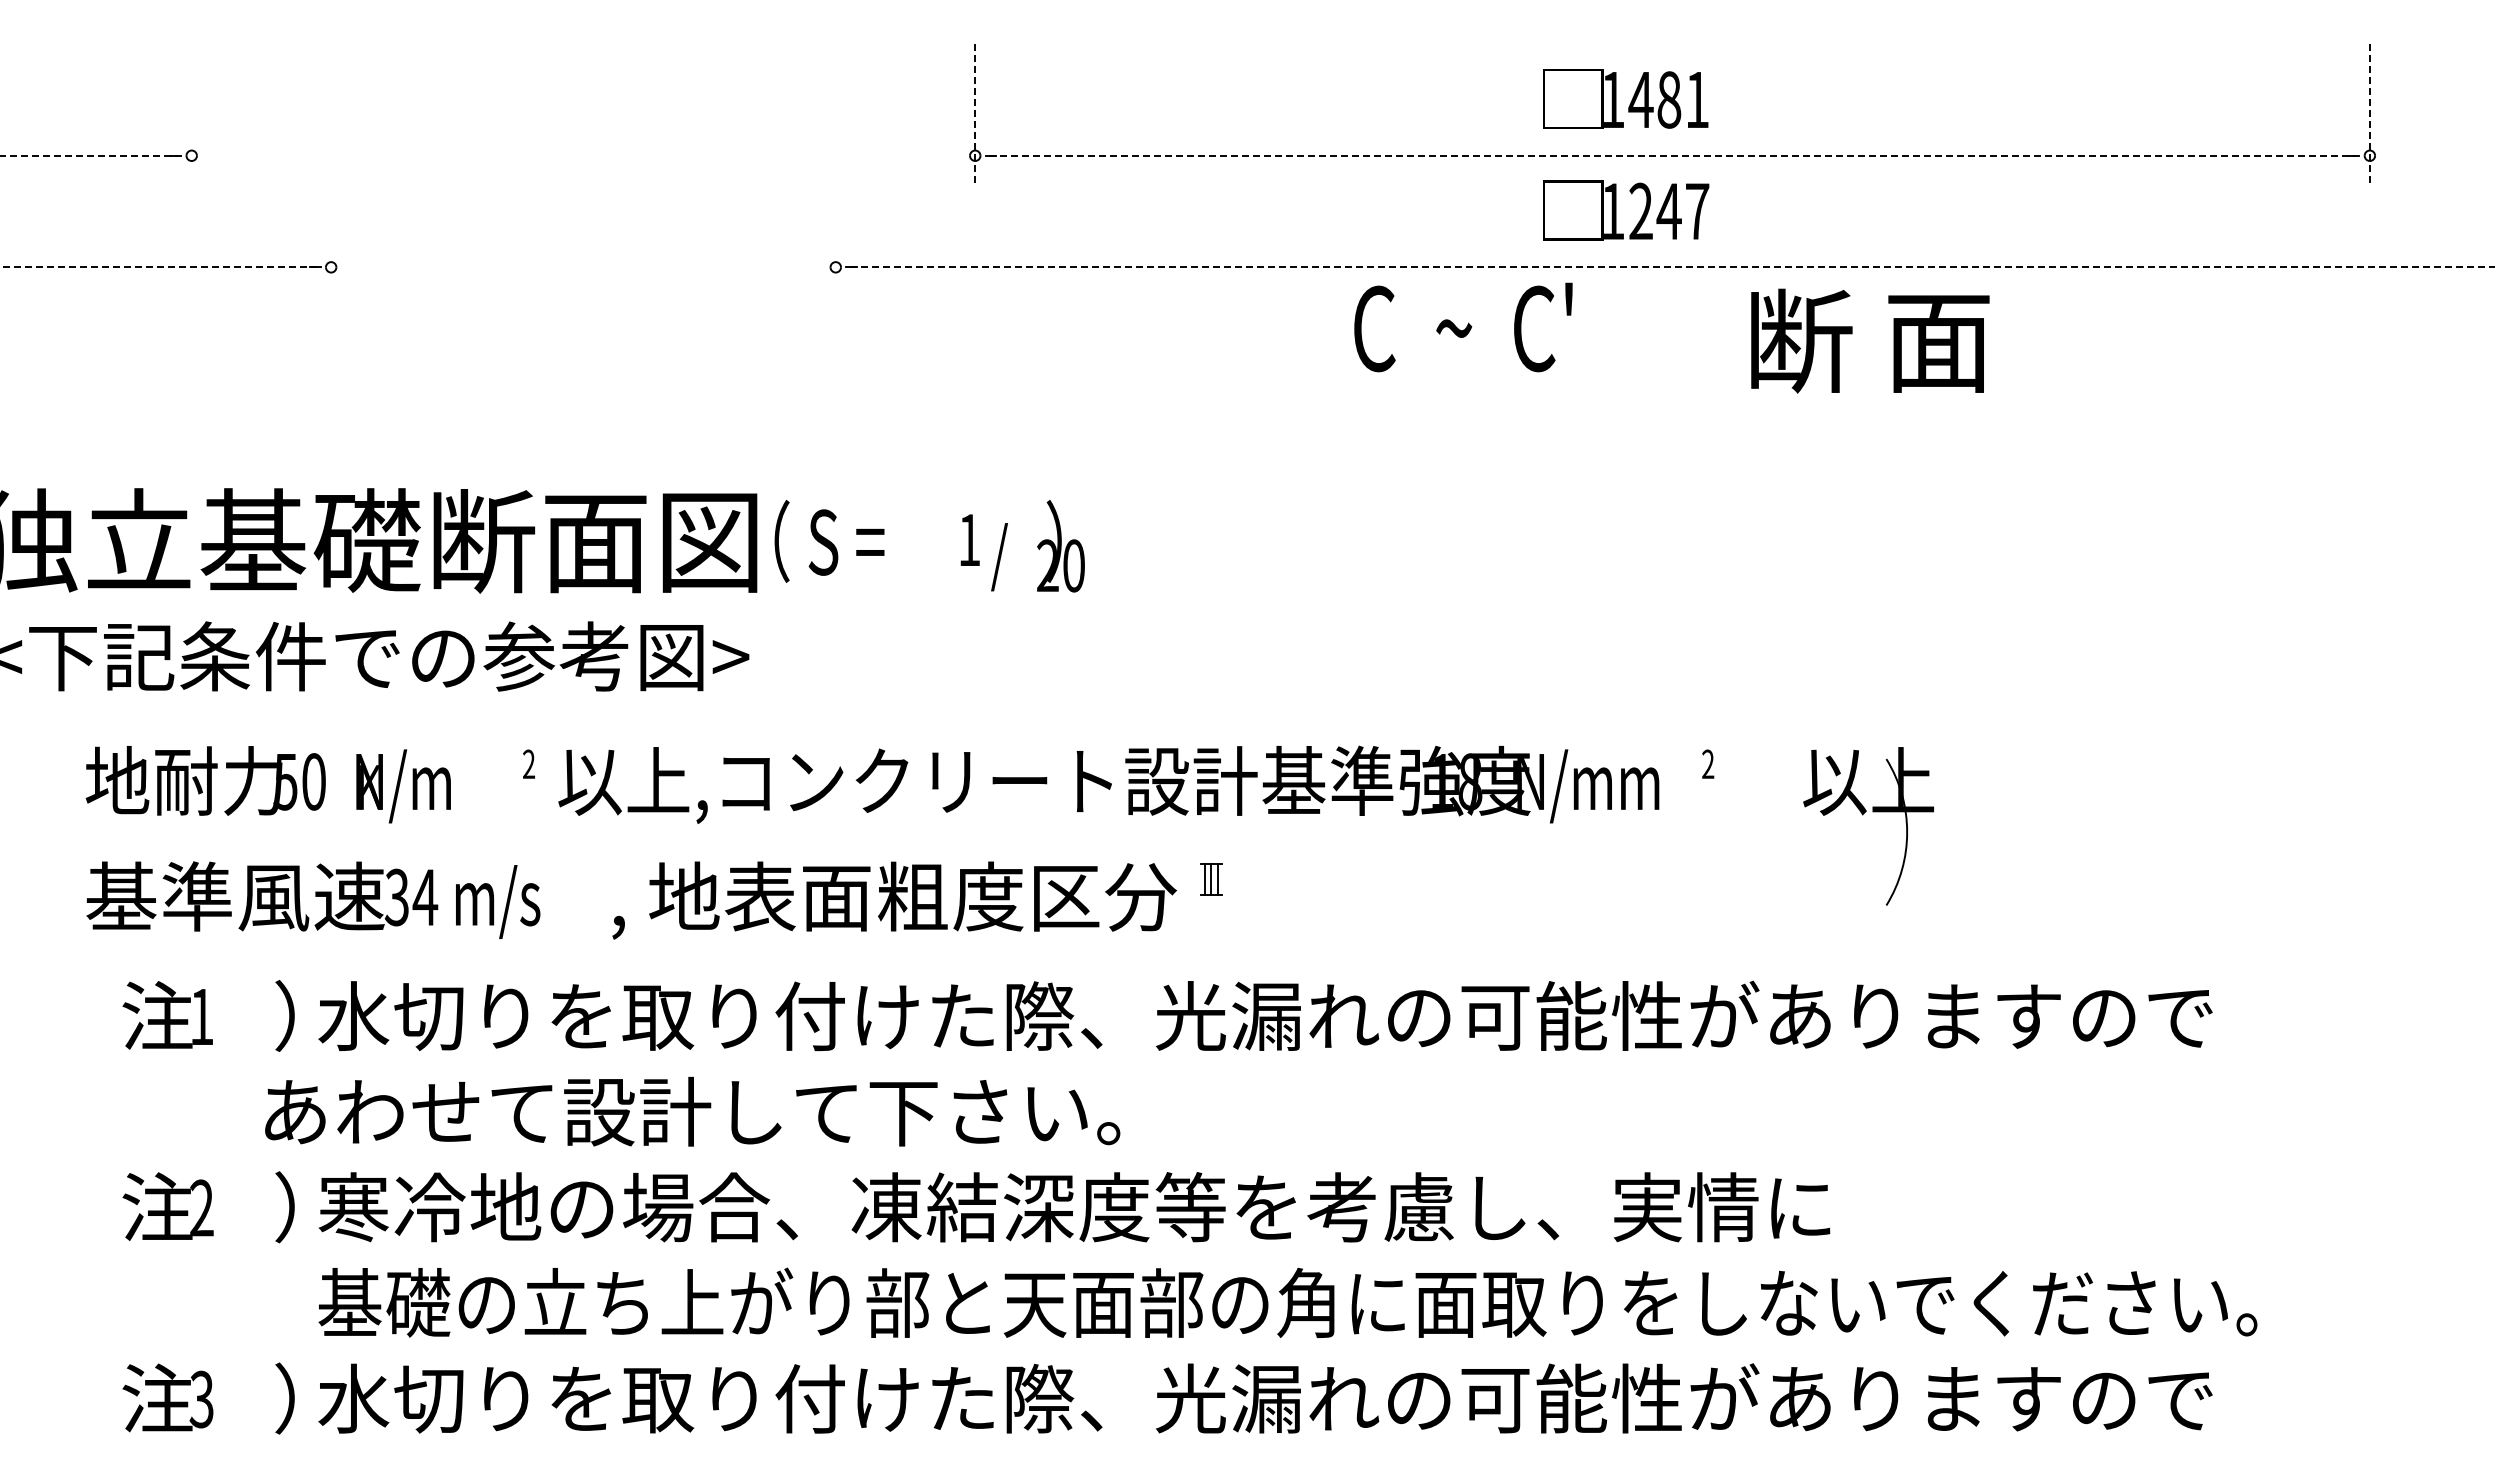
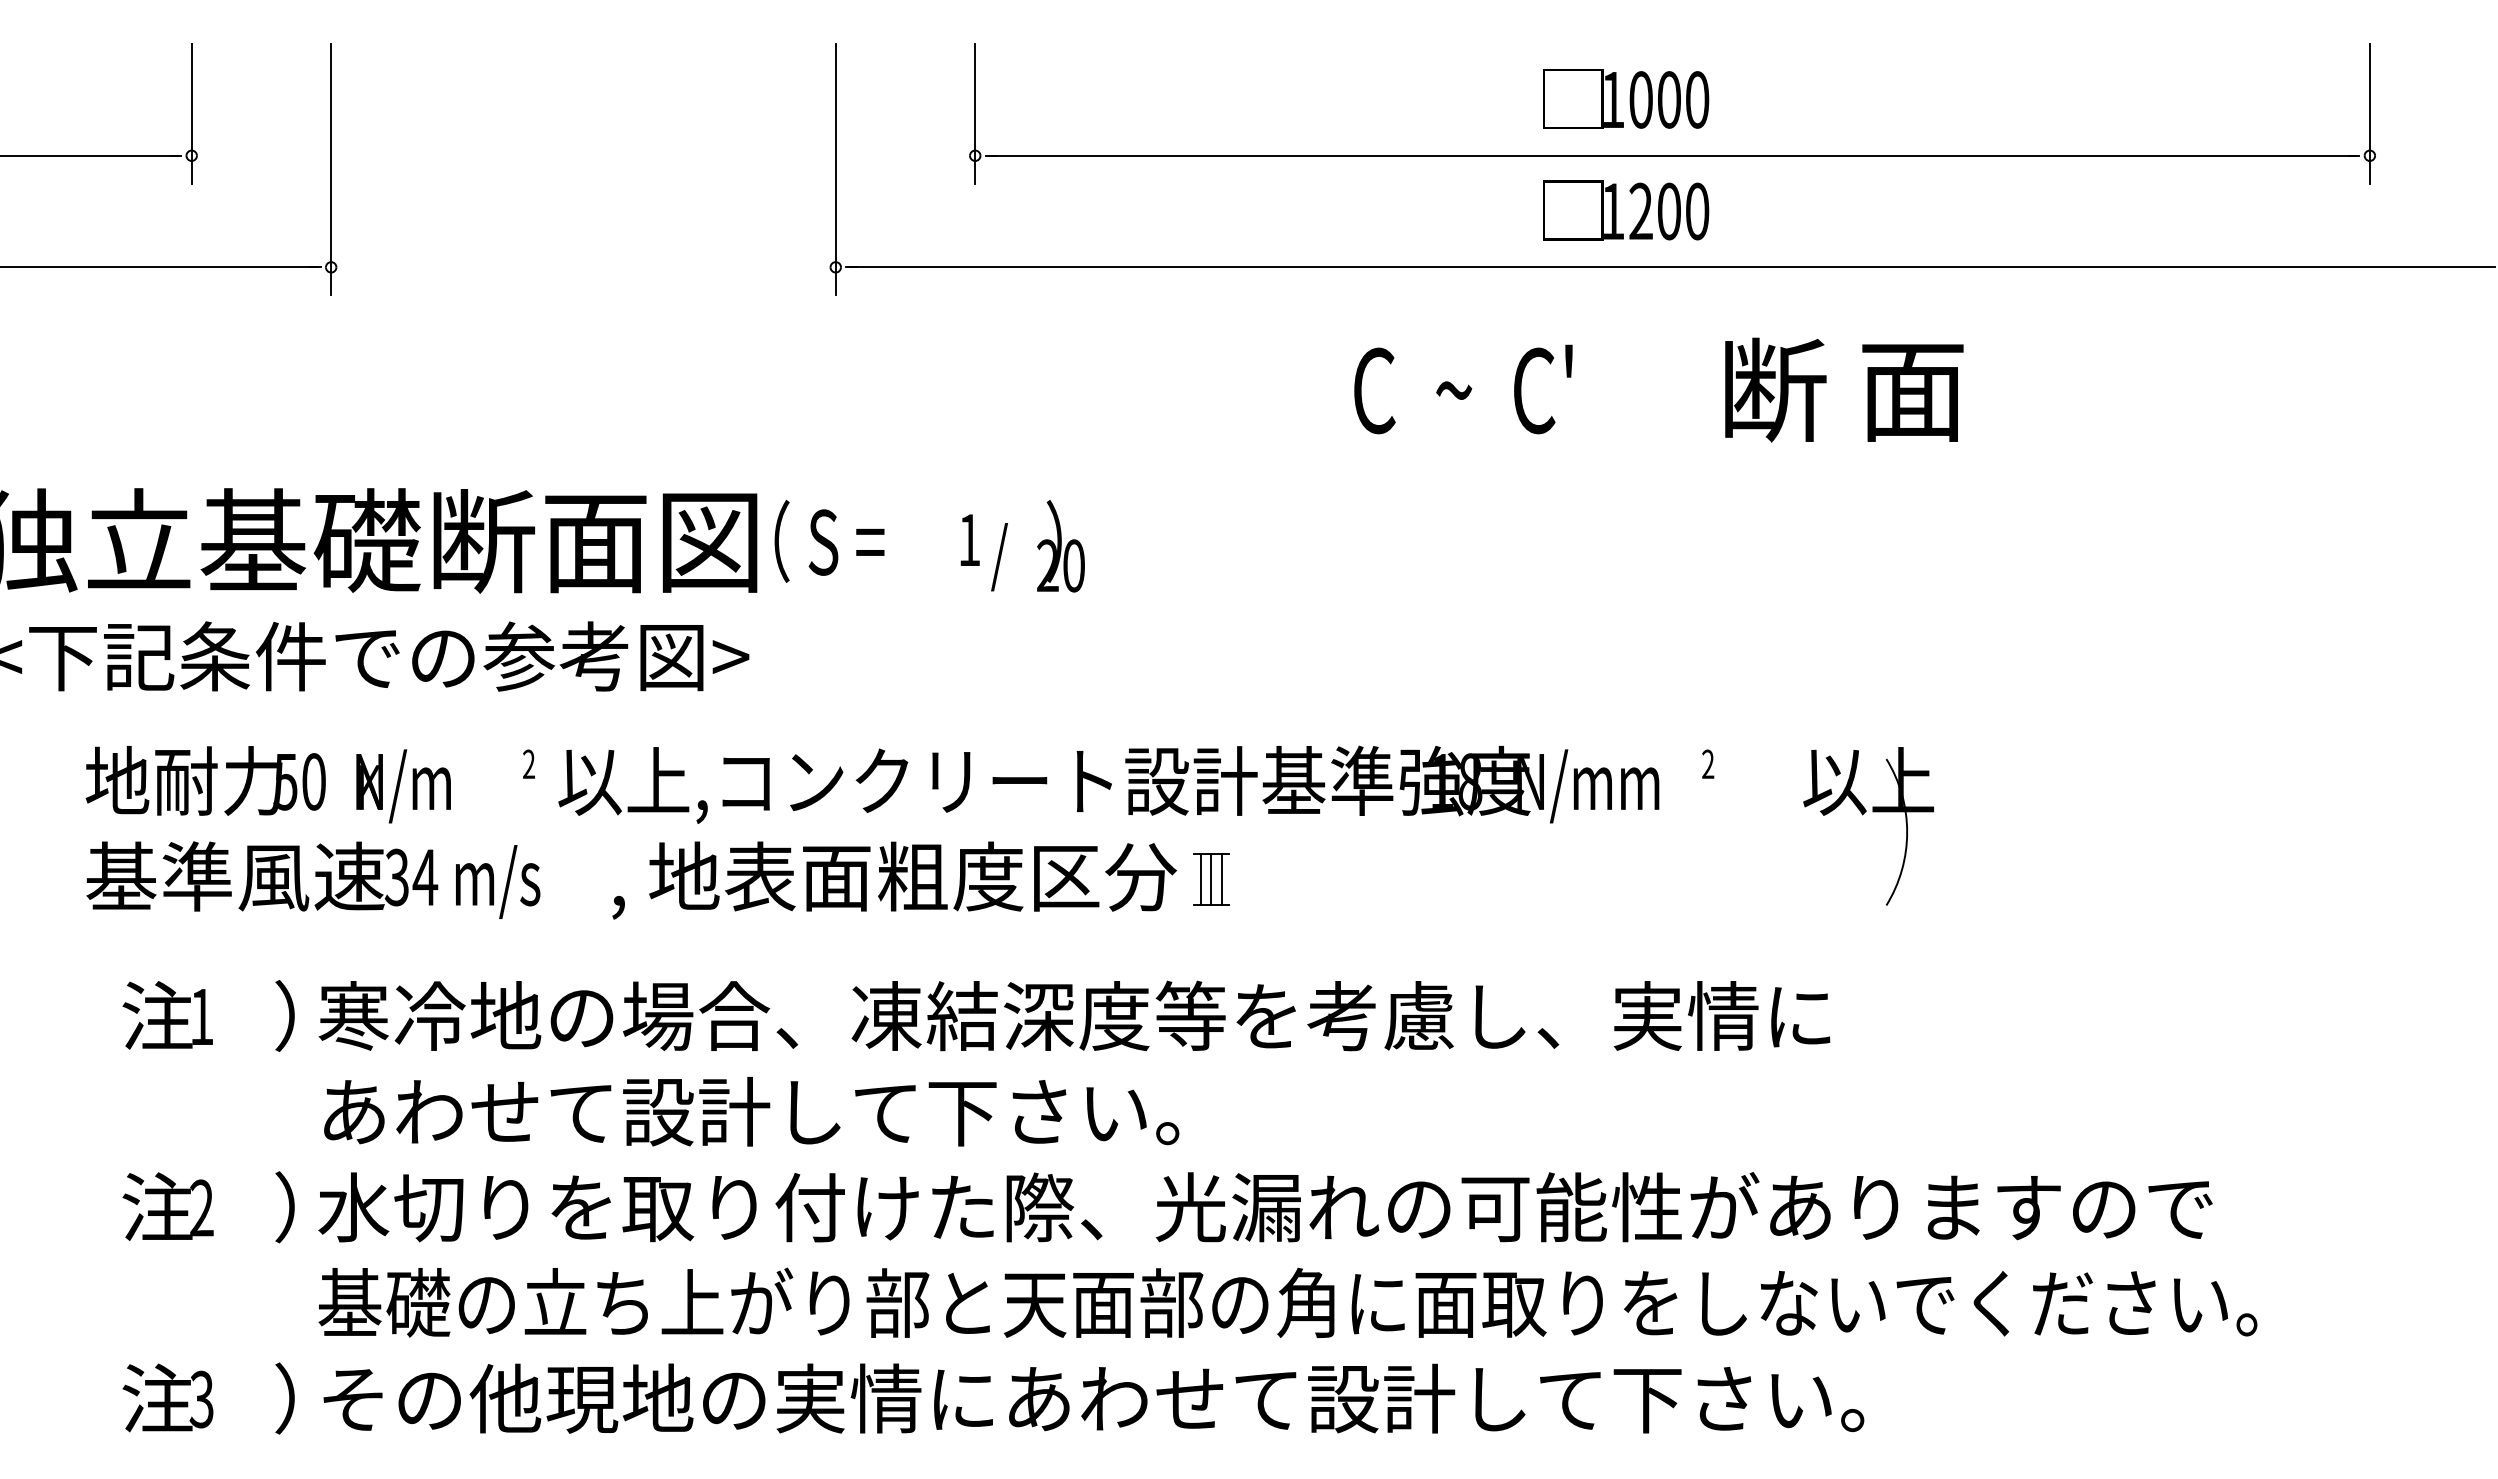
text: 1481 -> 1000 (1668, 99)
line: none -> present (191, 113)
line: dashed -> solid (975, 113)
line: dashed -> solid (2369, 113)
line: dashed -> solid (89, 155)
line: dashed -> solid (1673, 155)
line: none -> present (331, 169)
line: none -> present (835, 169)
text: 1247 -> 1200 (1682, 211)
line: dashed -> solid (159, 267)
line: dashed -> solid (1672, 267)
text position: (1463, 327) -> (1463, 389) (1463, 389)
text position: (1870, 340) -> (1844, 389) (1844, 389)
part size: 23x33 px -> 37x53 px (1211, 879)
text position: (631, 900) -> (631, 880) (631, 880)
text: 水切りを取り付けた際、光漏れの可能性がありますので -> 寒冷地の場合、凍結深度等を考慮し、実情に (1265, 1015)
text position: (692, 1111) -> (751, 1111) (751, 1111)
text: 寒冷地の場合、凍結深度等を考慮し、実情に -> 水切りを取り付けた際、光漏れの可能性がありますので (1265, 1207)
text: 水切りを取り付けた際、光漏れの可能性がありますので -> その他現地の実情にあわせて設計して下さい。 (1265, 1398)
